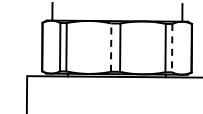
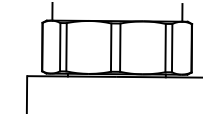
line: dashed -> solid (111, 47)
line: dashed -> solid (172, 48)
